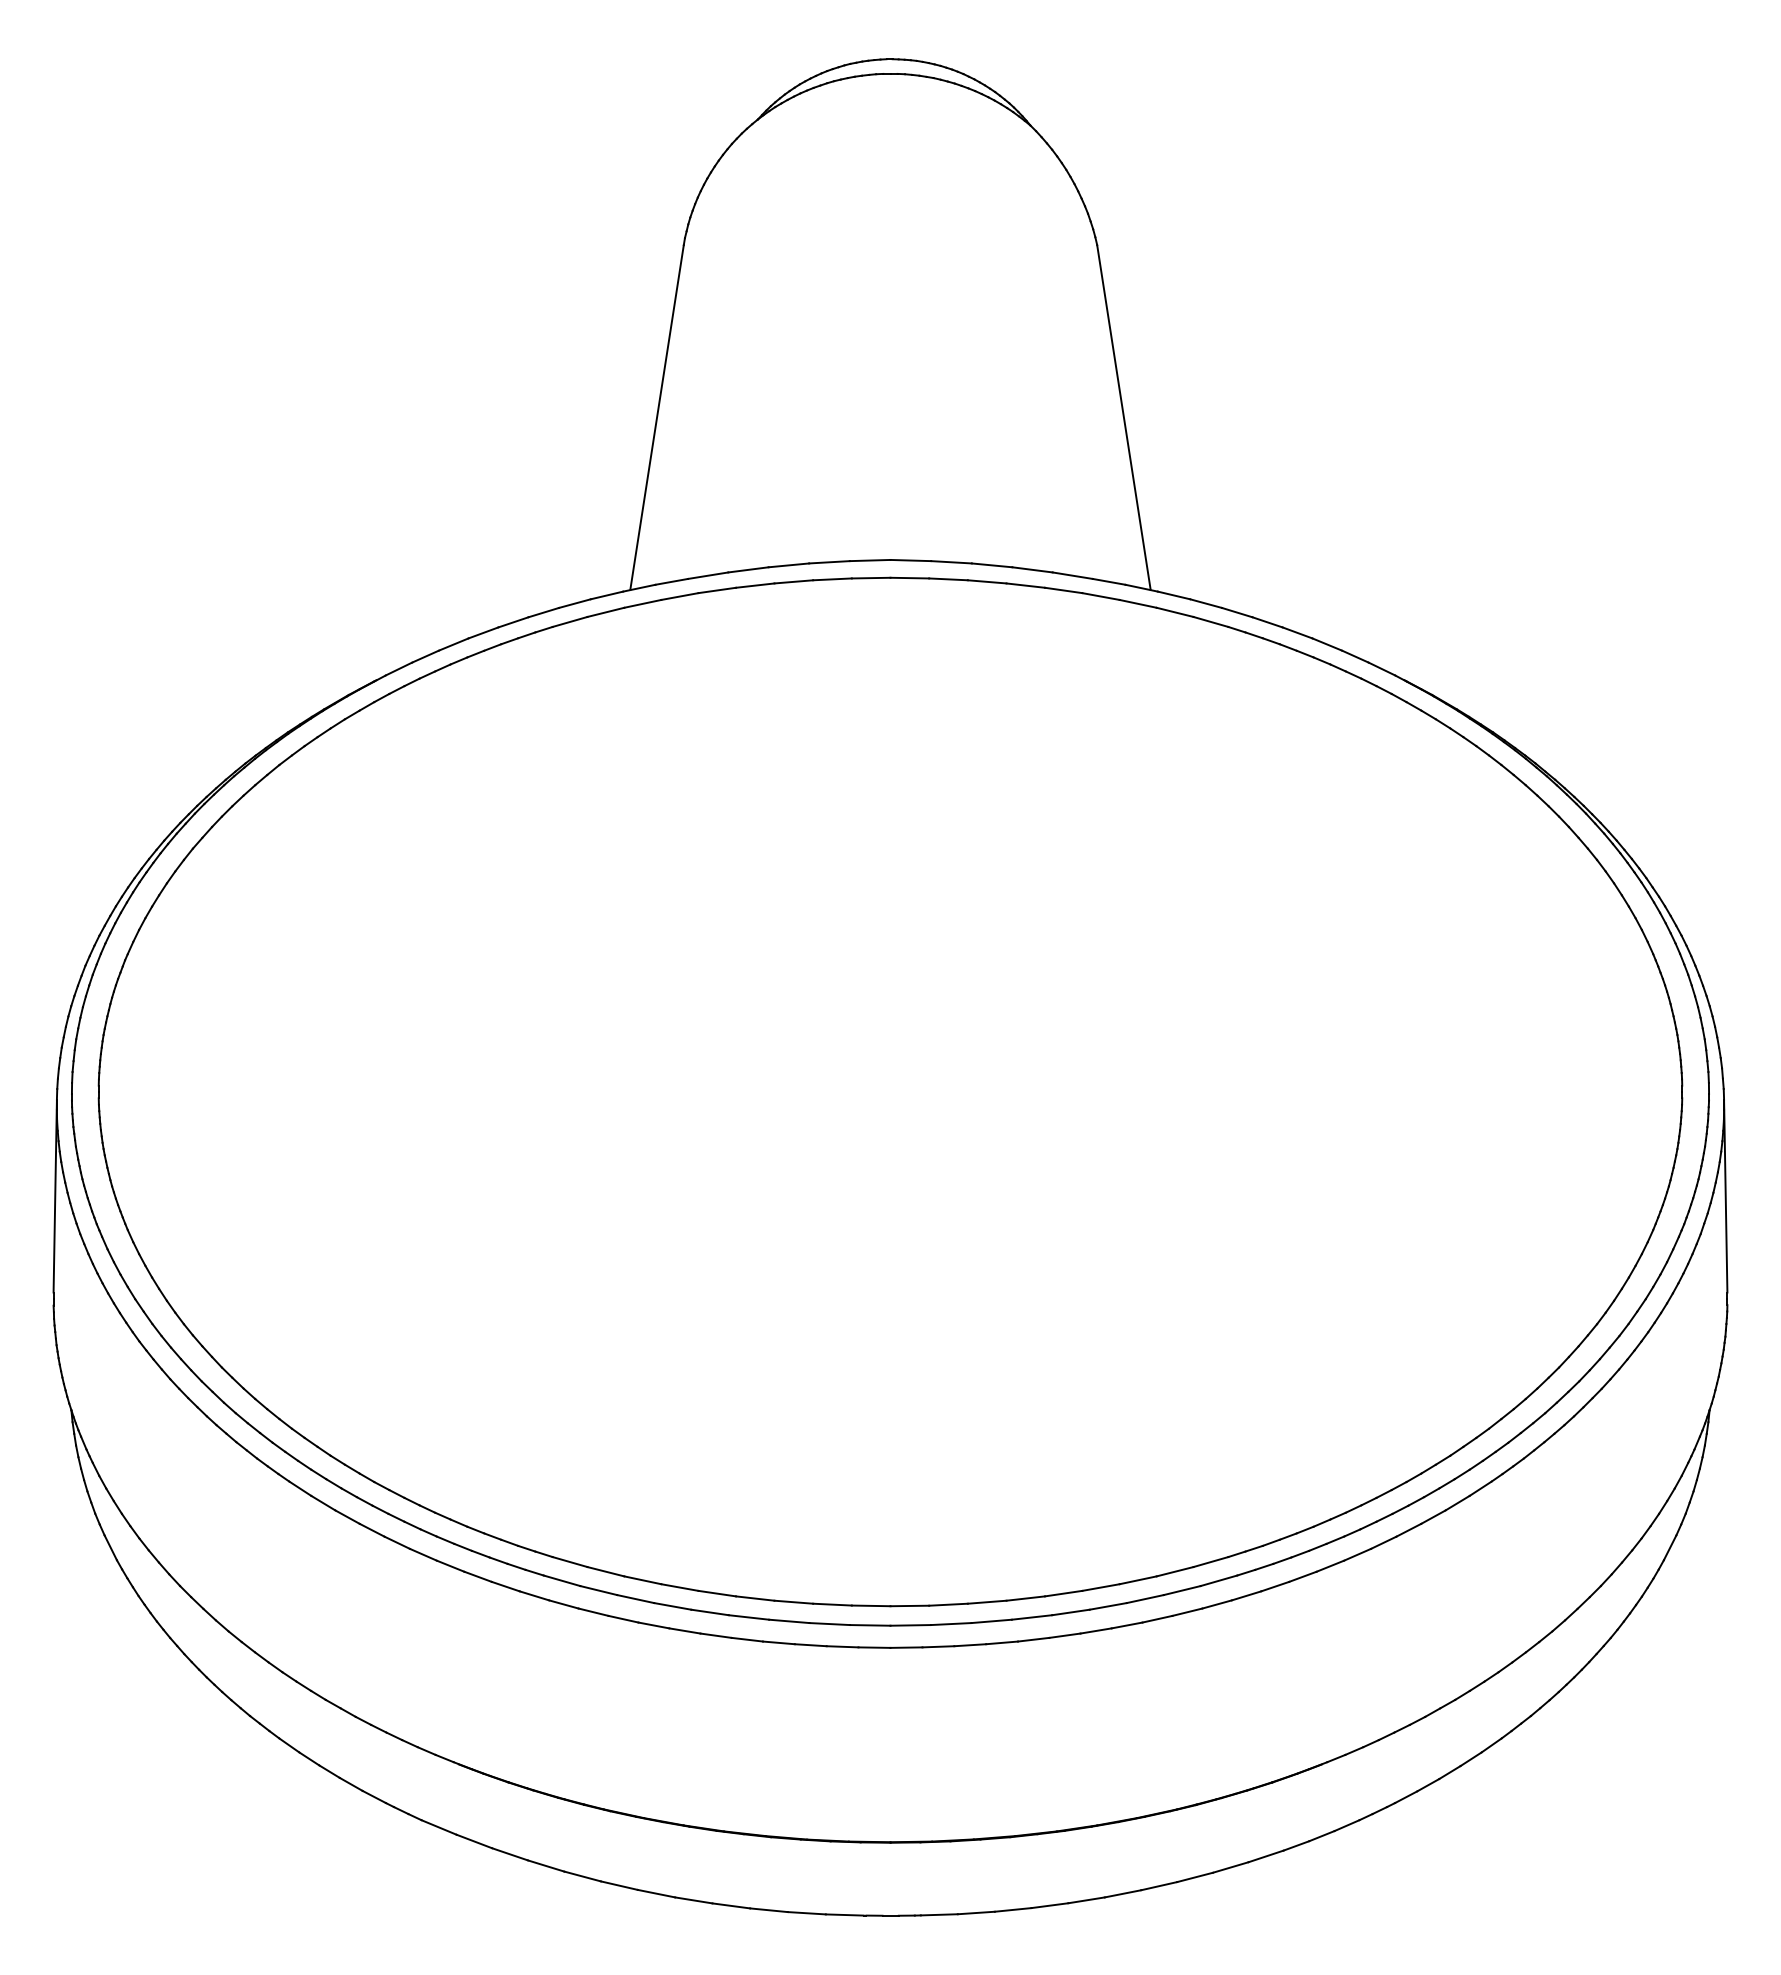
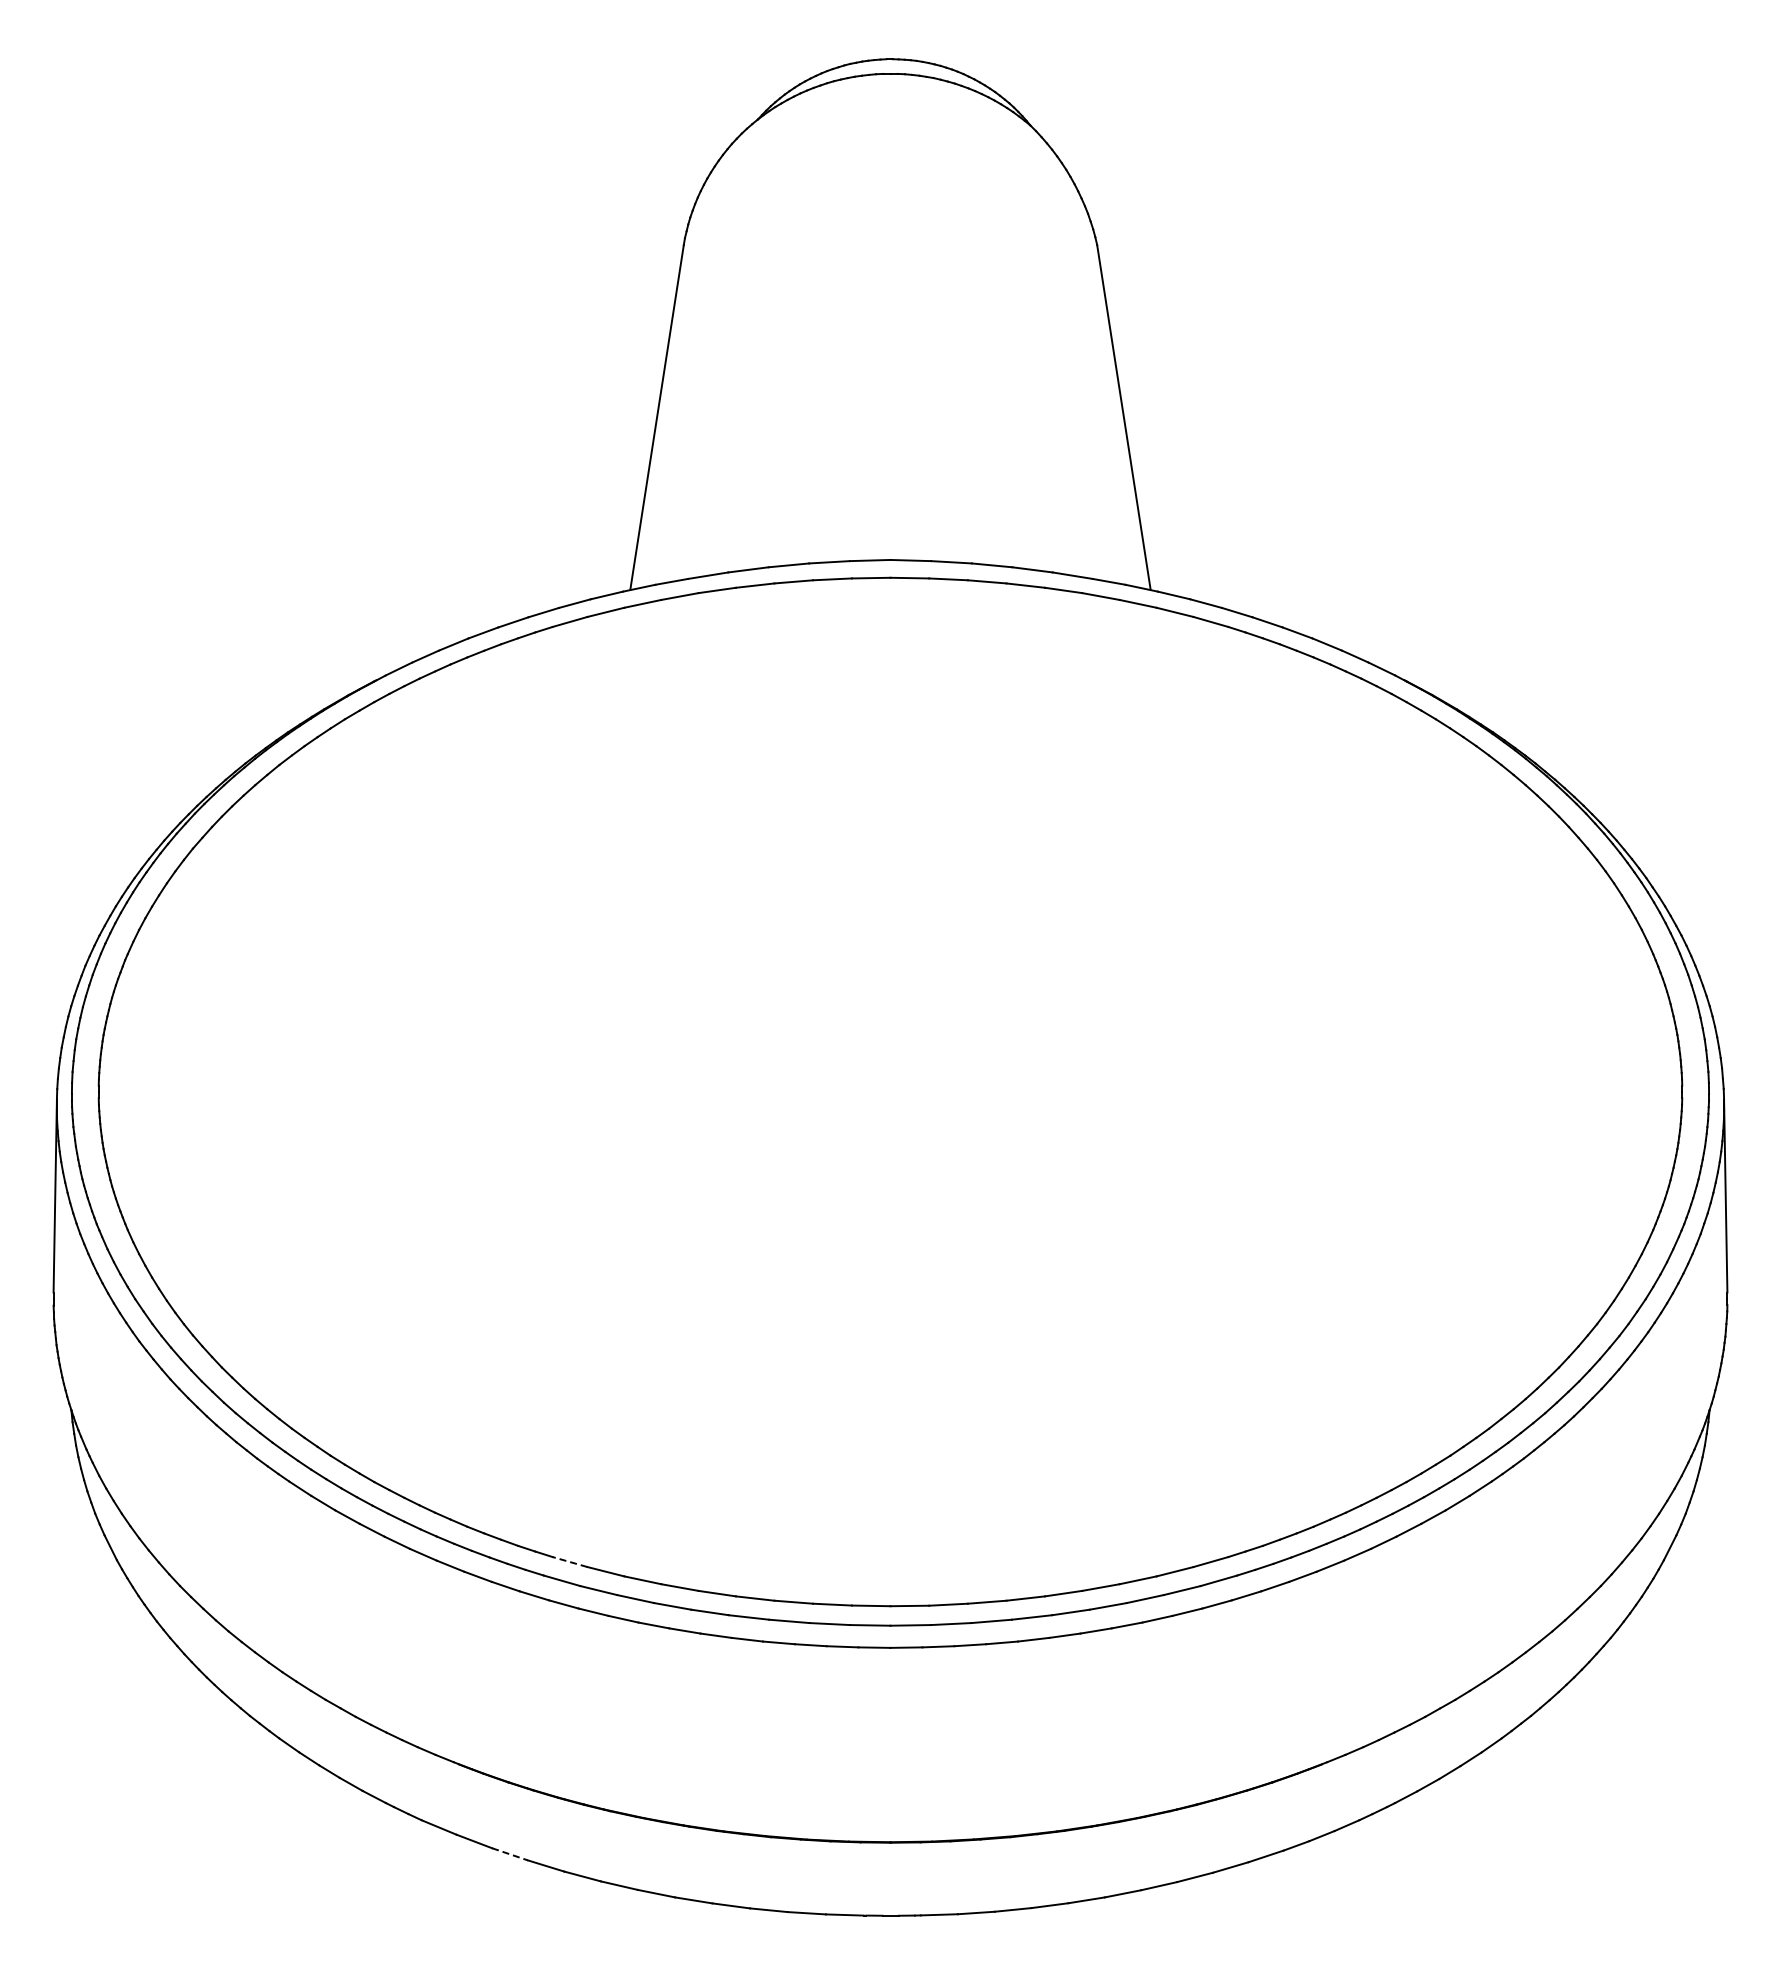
line: solid -> dashed (569, 1561)
line: solid -> dashed (510, 1854)
